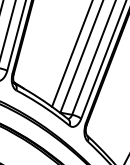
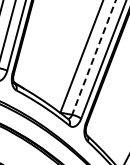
line: present -> none (71, 54)
line: solid -> dashed (93, 57)
